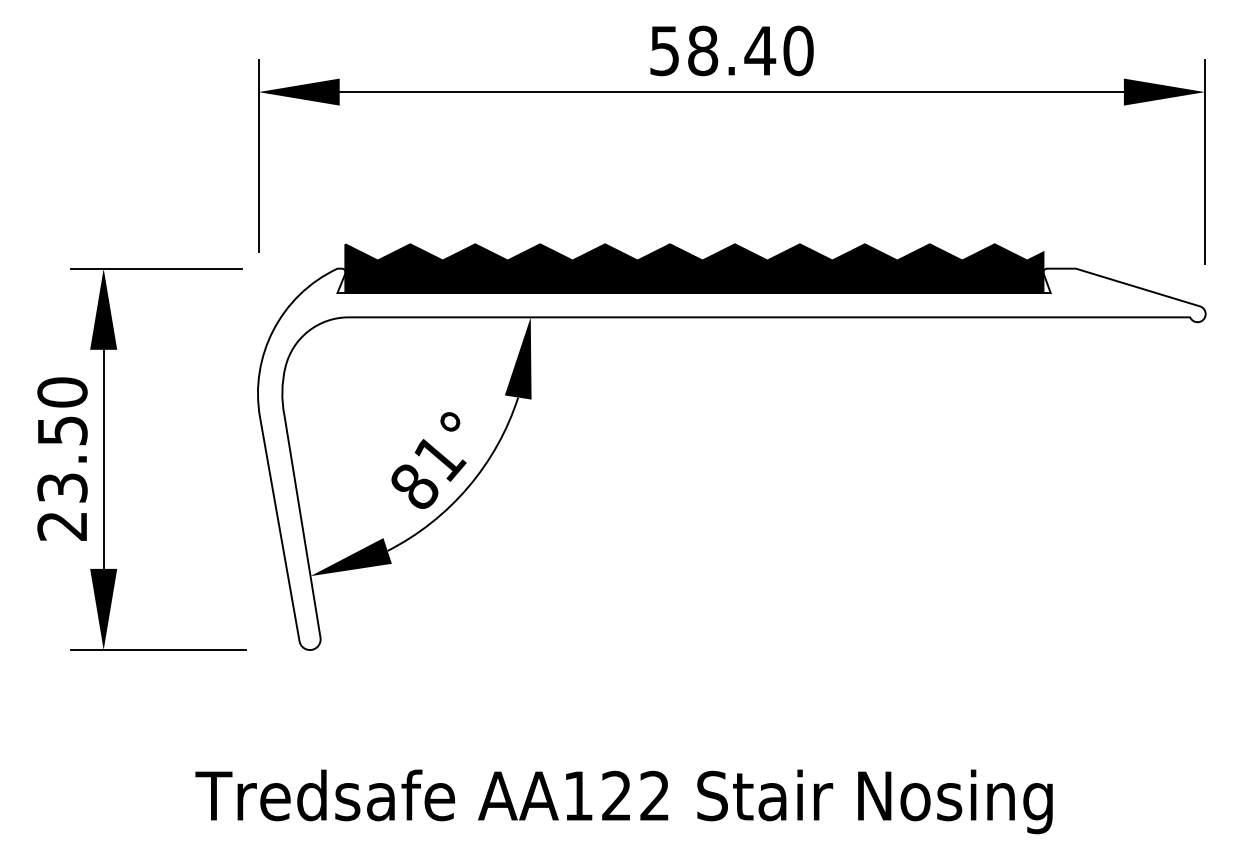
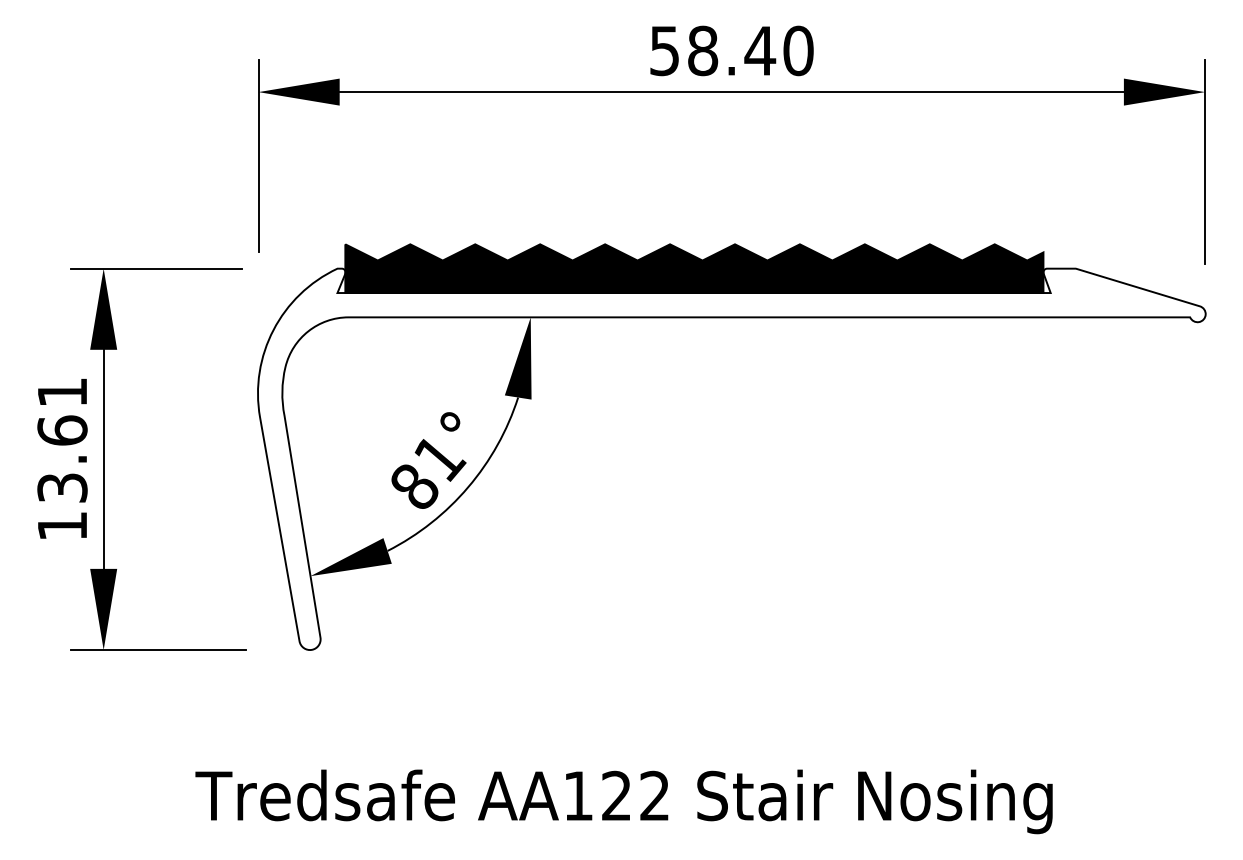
text: 23.50 -> 13.61 (62, 458)
